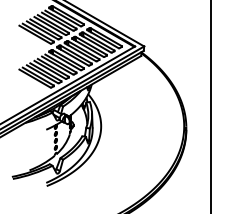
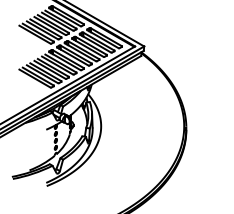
line: present -> none (211, 106)
